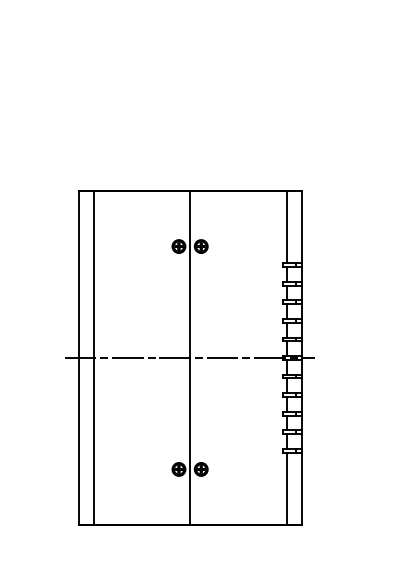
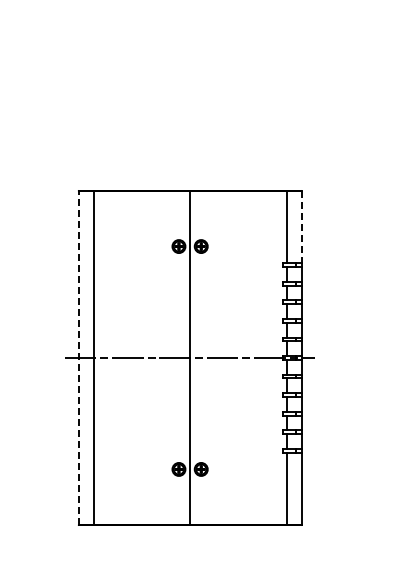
line: solid -> dashed (301, 227)
line: solid -> dashed (78, 358)
